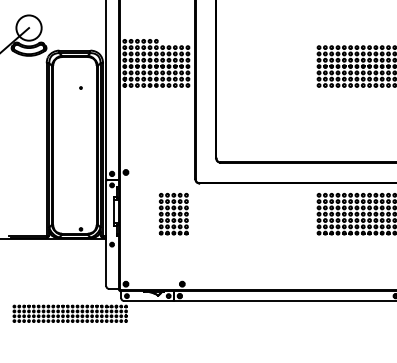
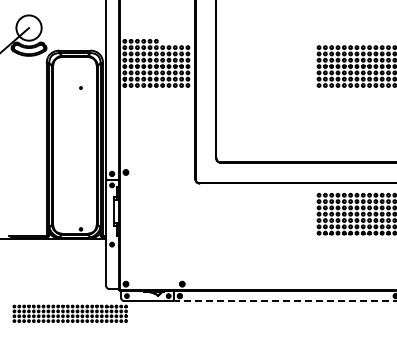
part: present -> none (173, 214)
line: solid -> dashed (285, 300)
